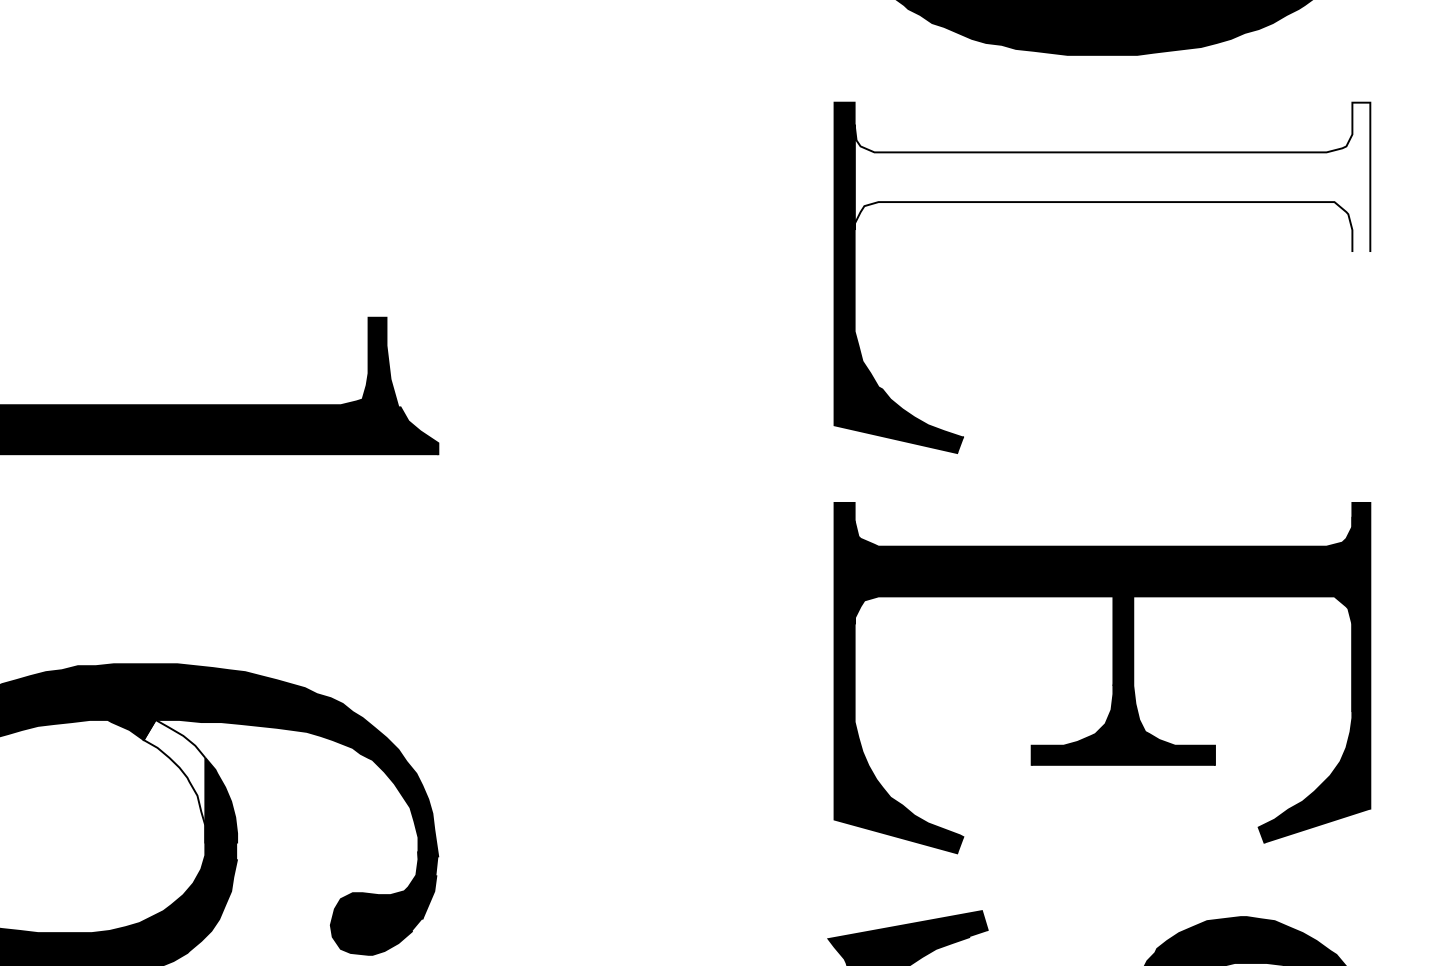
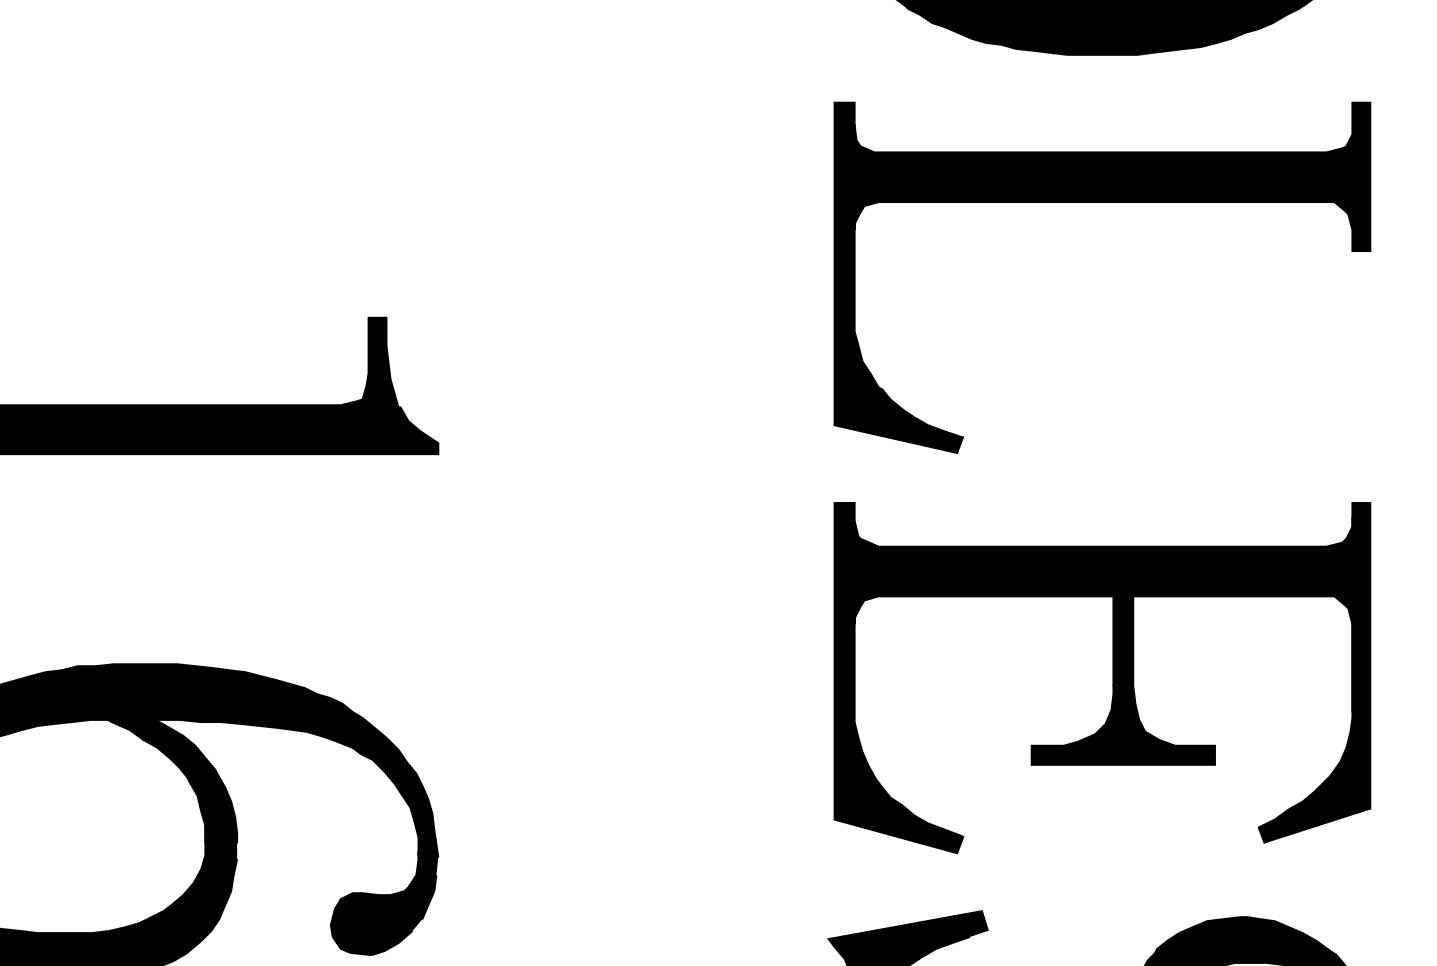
fill: none -> present (1112, 177)
fill: none -> present (174, 781)
